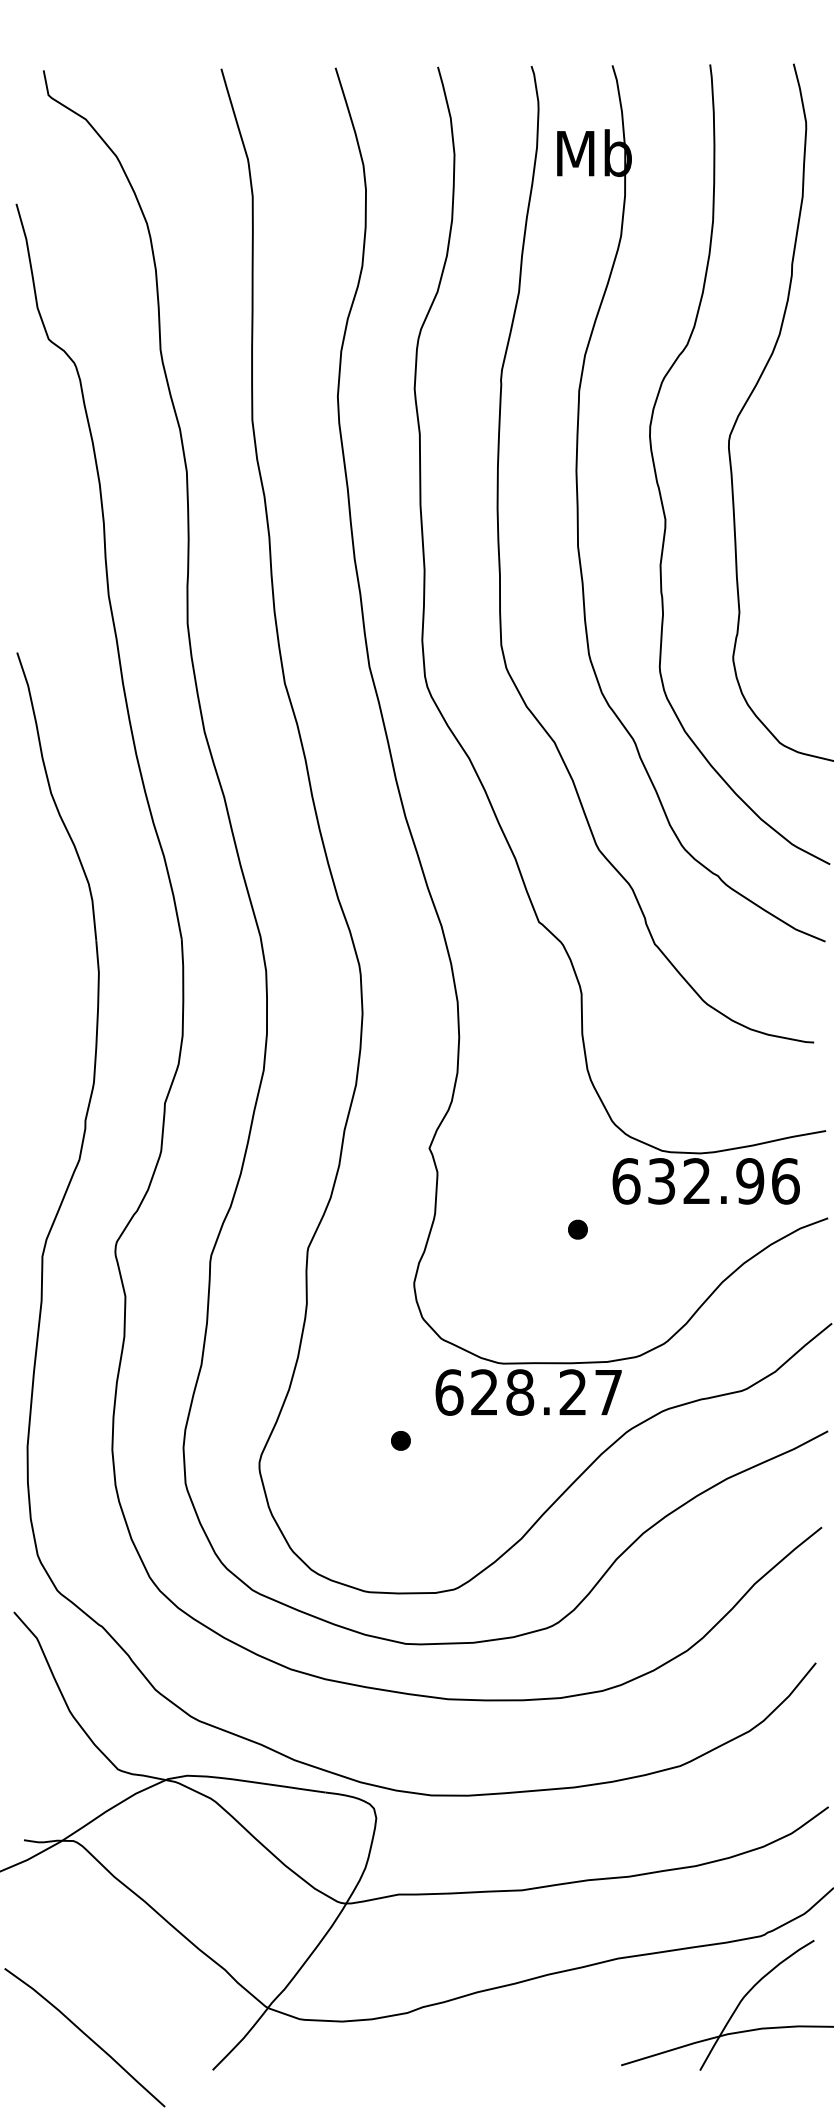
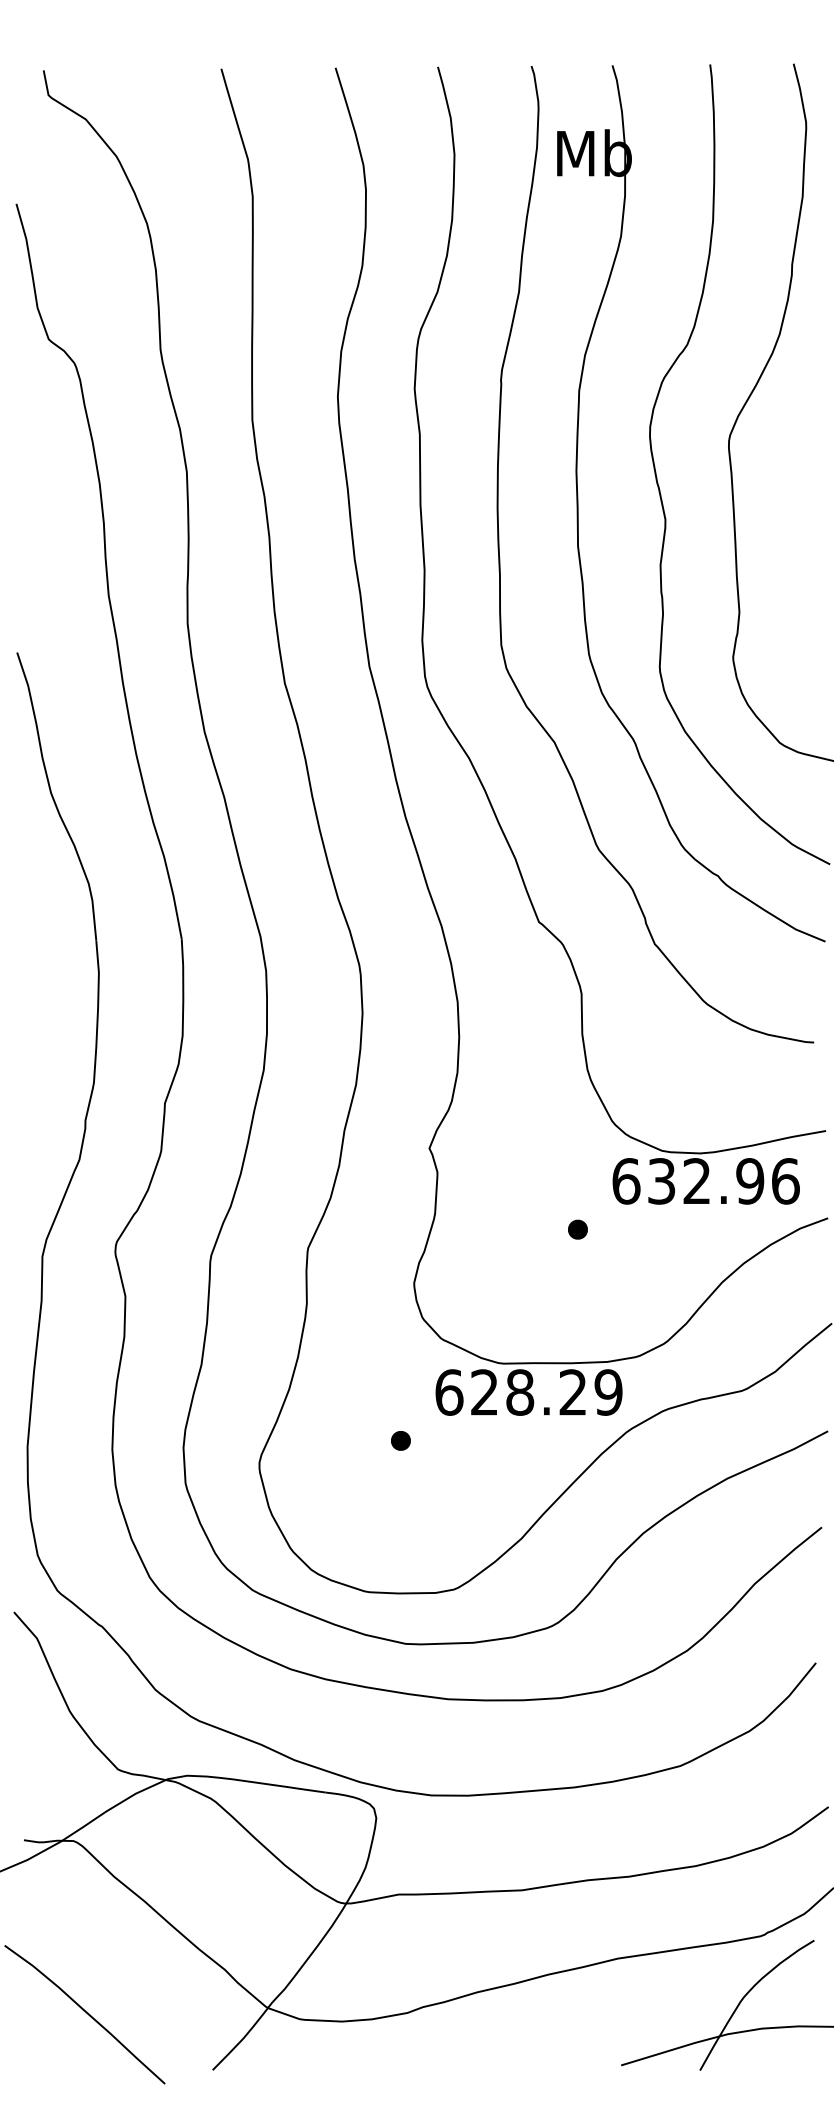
text: 628.27 -> 628.29 (608, 1392)
curve position: (85, 2035) -> (85, 2012) (85, 2012)
